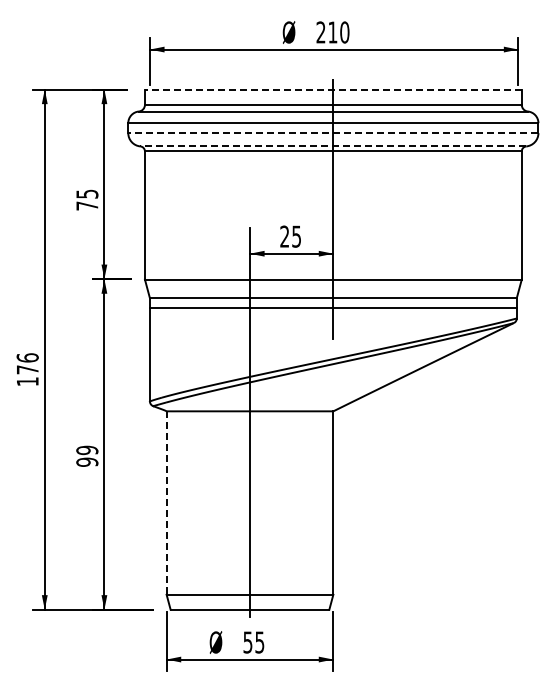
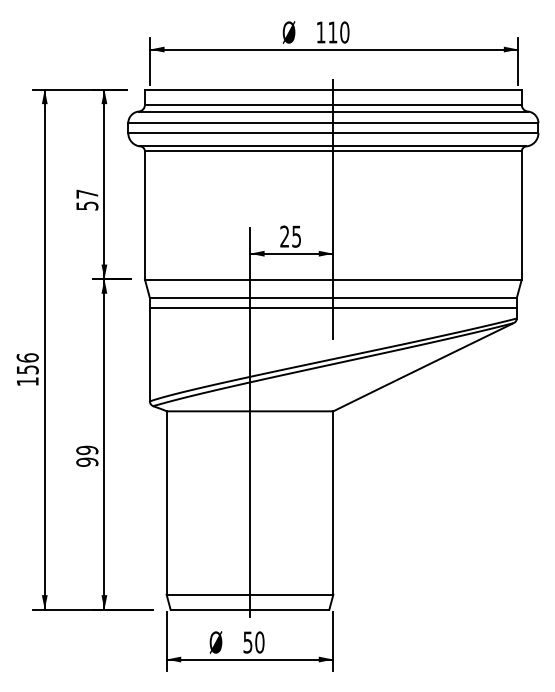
text: 210 -> 110 (320, 32)
line: dashed -> solid (332, 89)
line: dashed -> solid (332, 133)
line: dashed -> solid (333, 146)
text: 75 -> 57 (87, 199)
text: 176 -> 156 (27, 369)
line: dashed -> solid (166, 503)
text: 55 -> 50 (259, 642)
